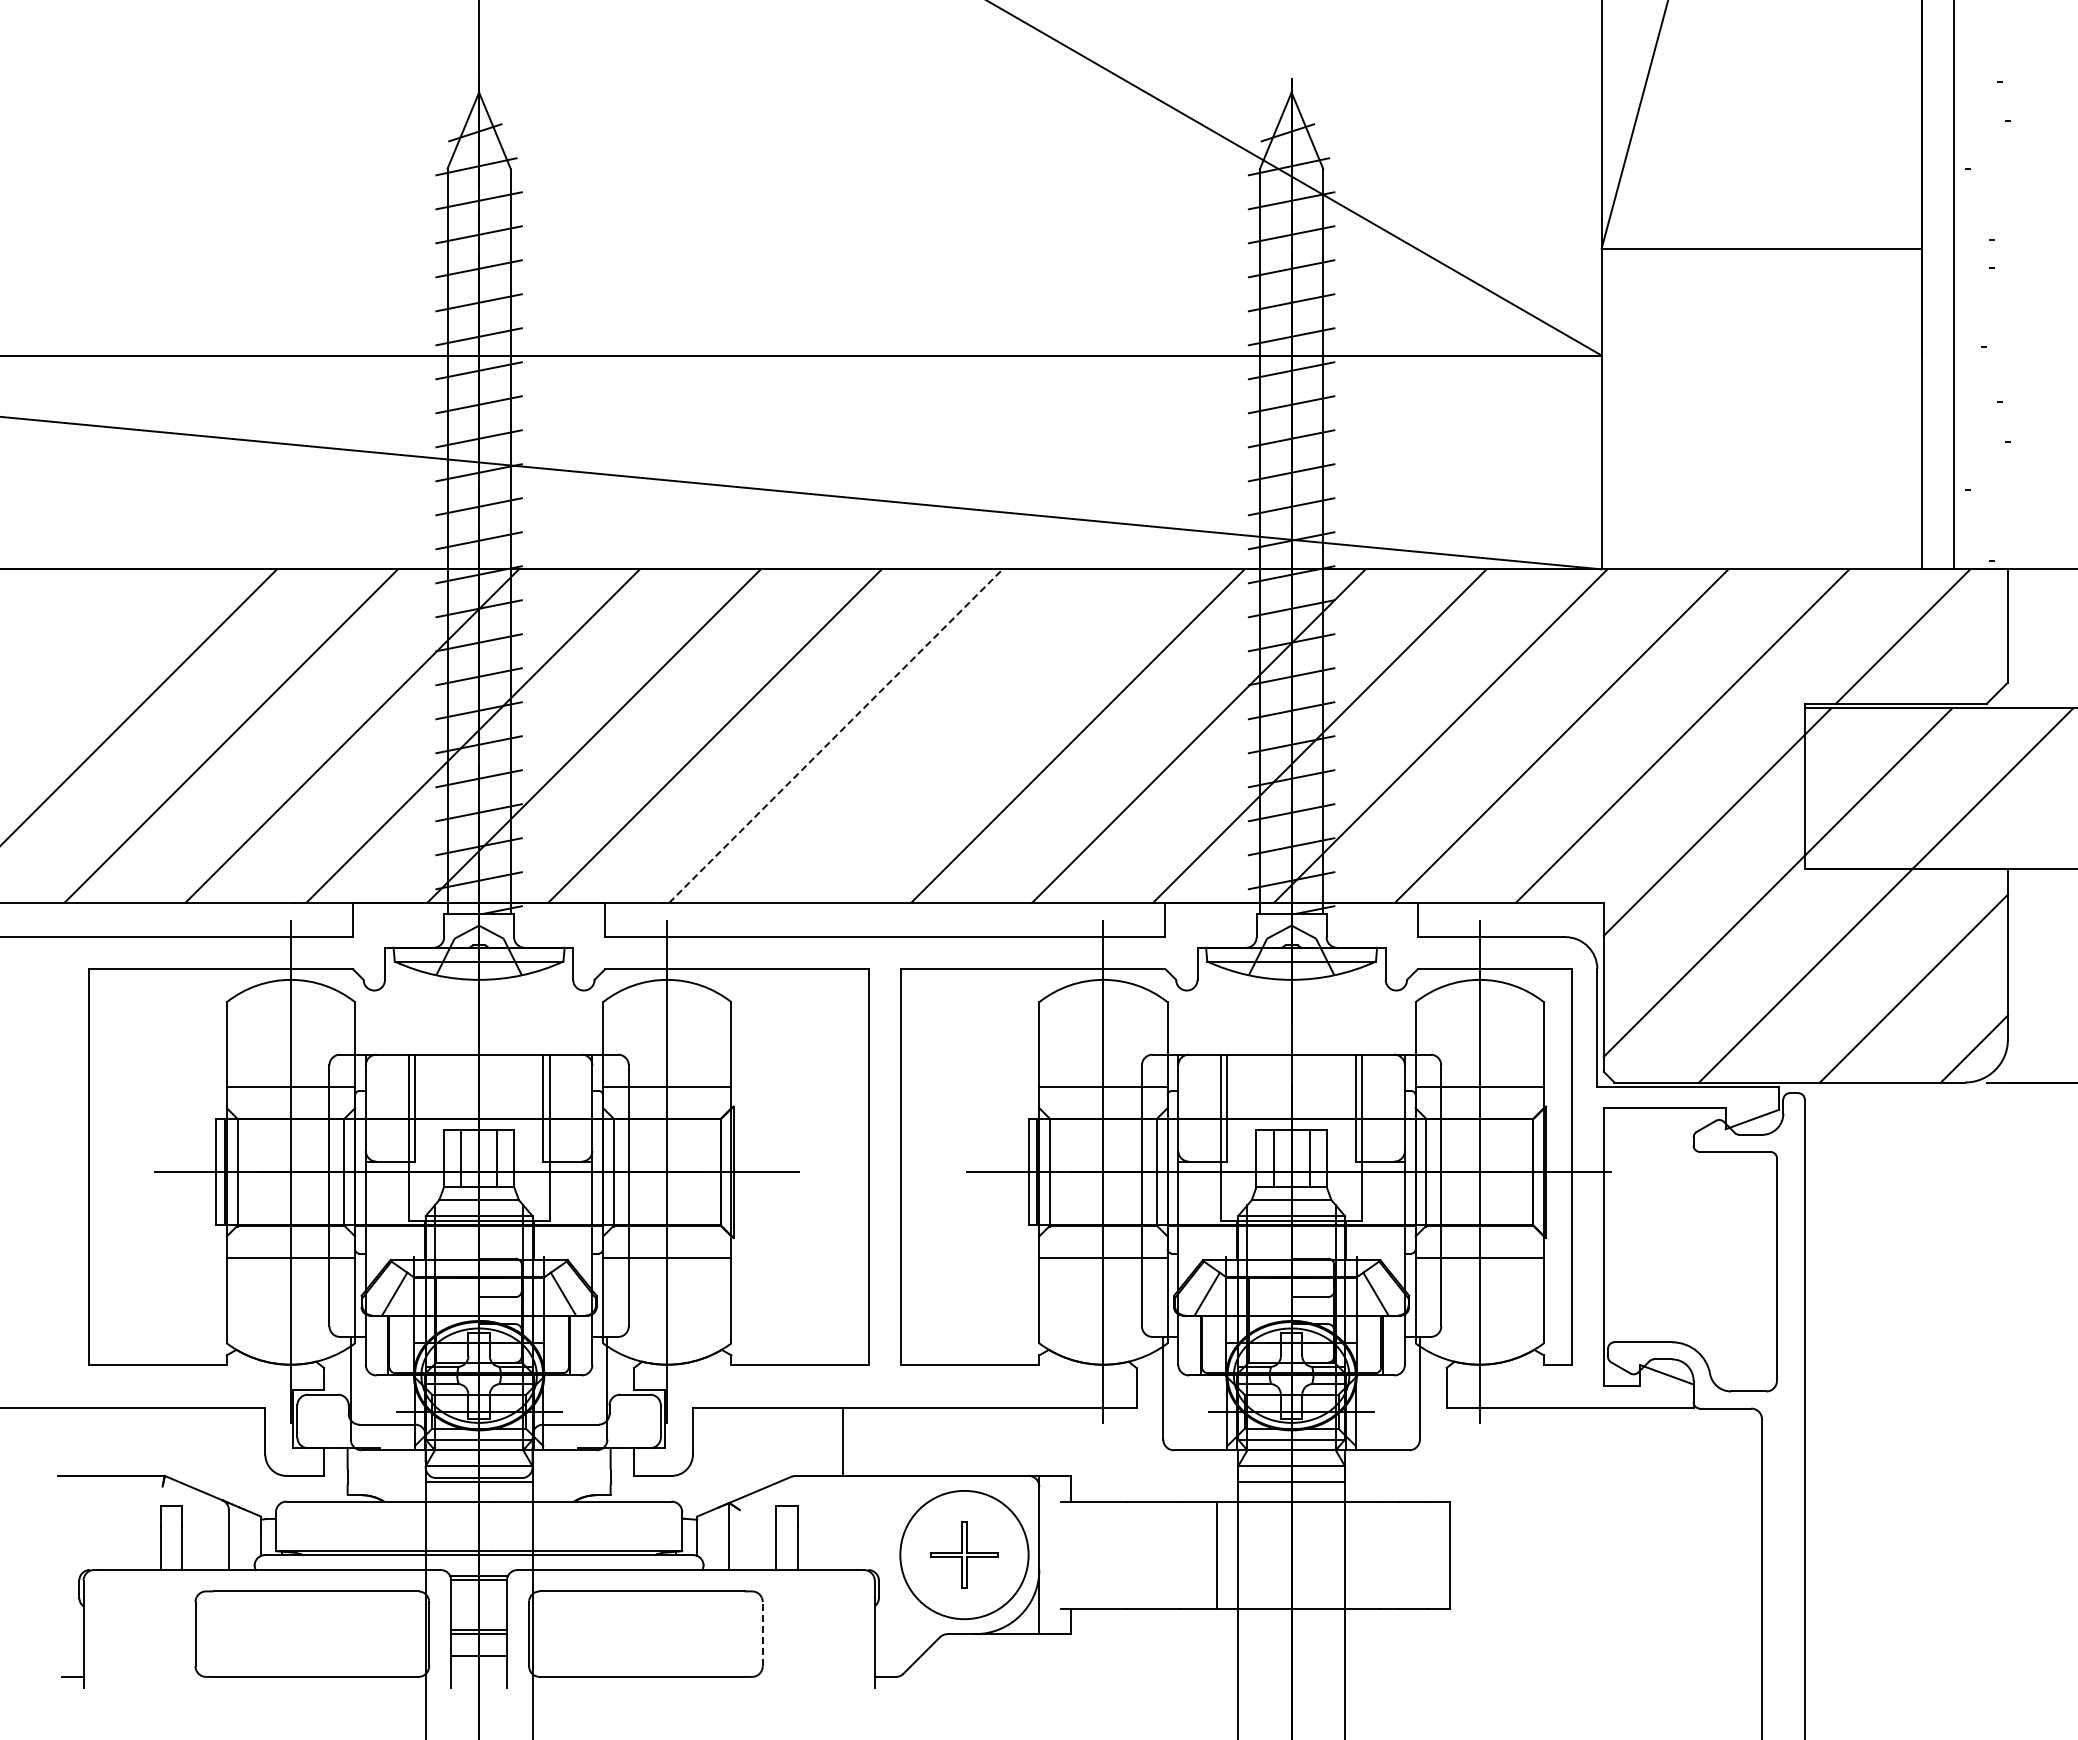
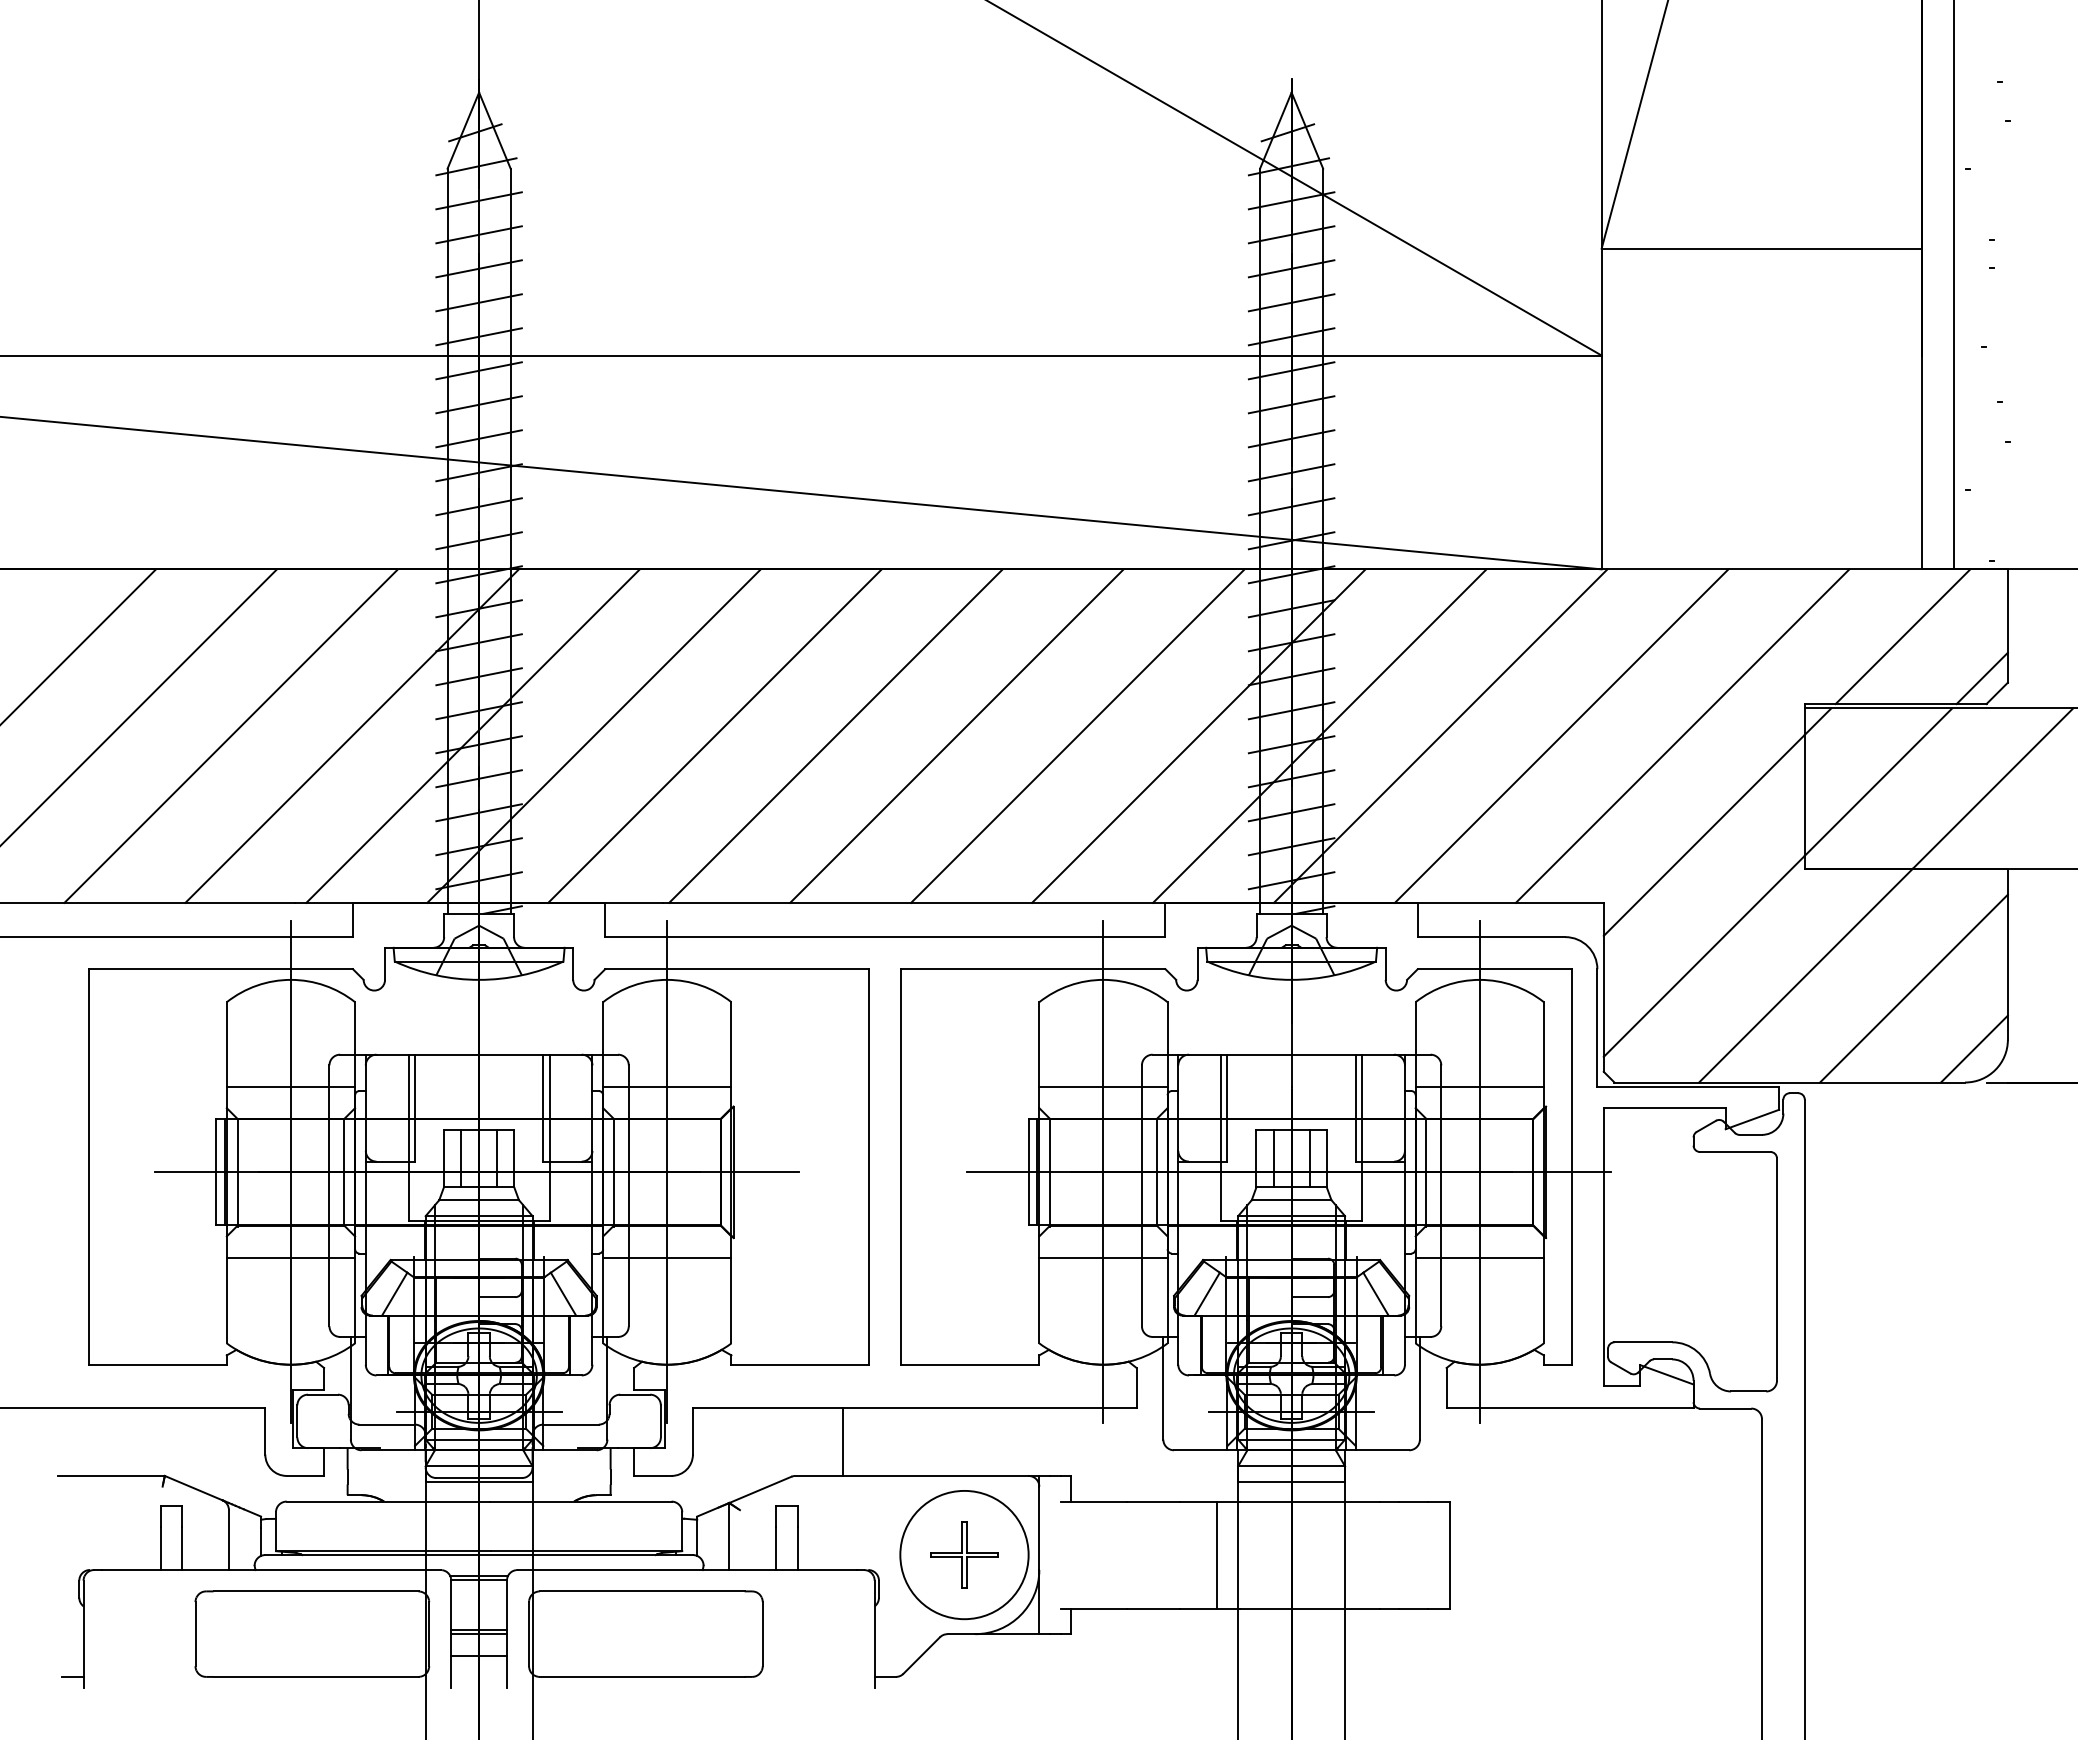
line: none -> present (79, 646)
line: none -> present (1981, 678)
line: none -> present (956, 735)
line: dashed -> solid (835, 736)
line: dashed -> solid (762, 1633)
